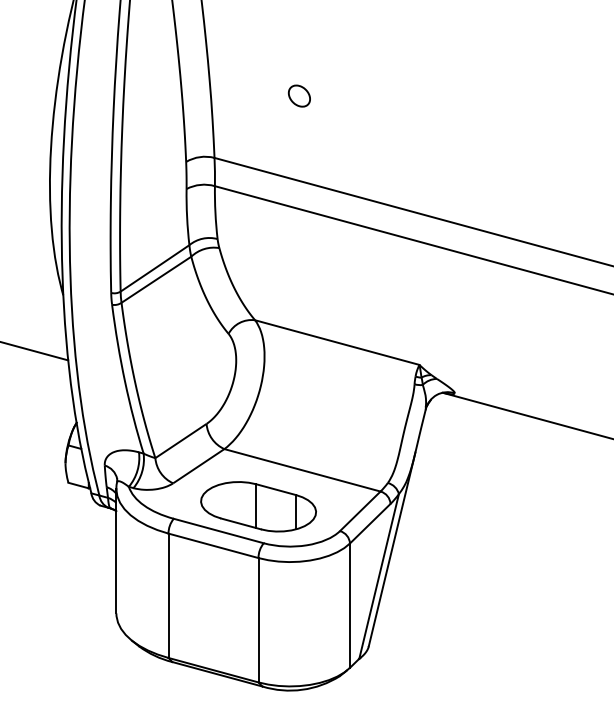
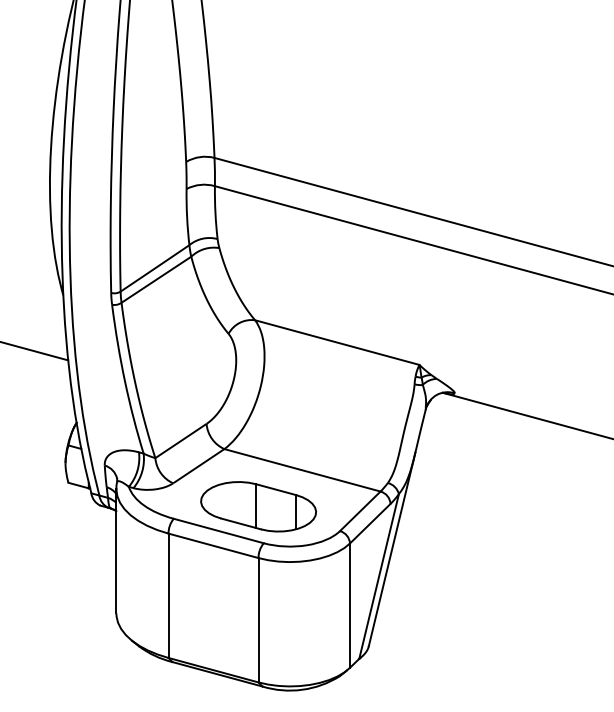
part: present -> none (298, 95)
